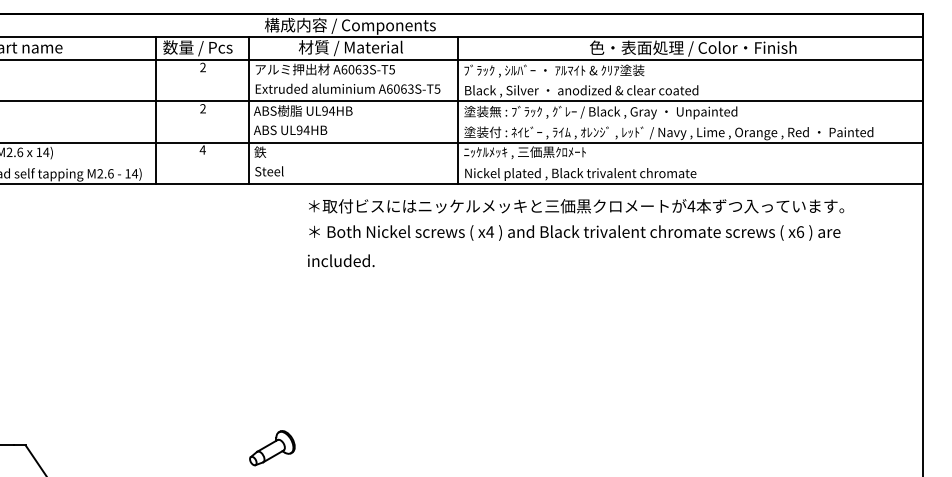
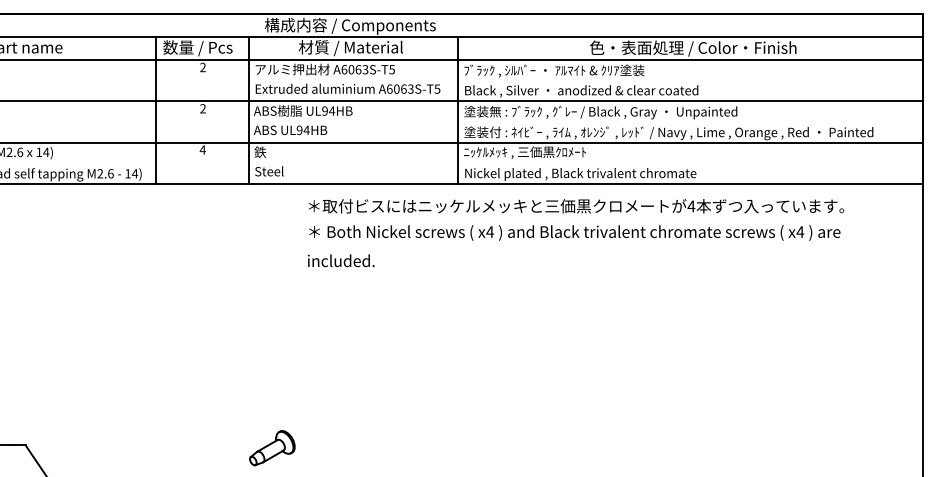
text: x6 -> x4 (800, 231)
